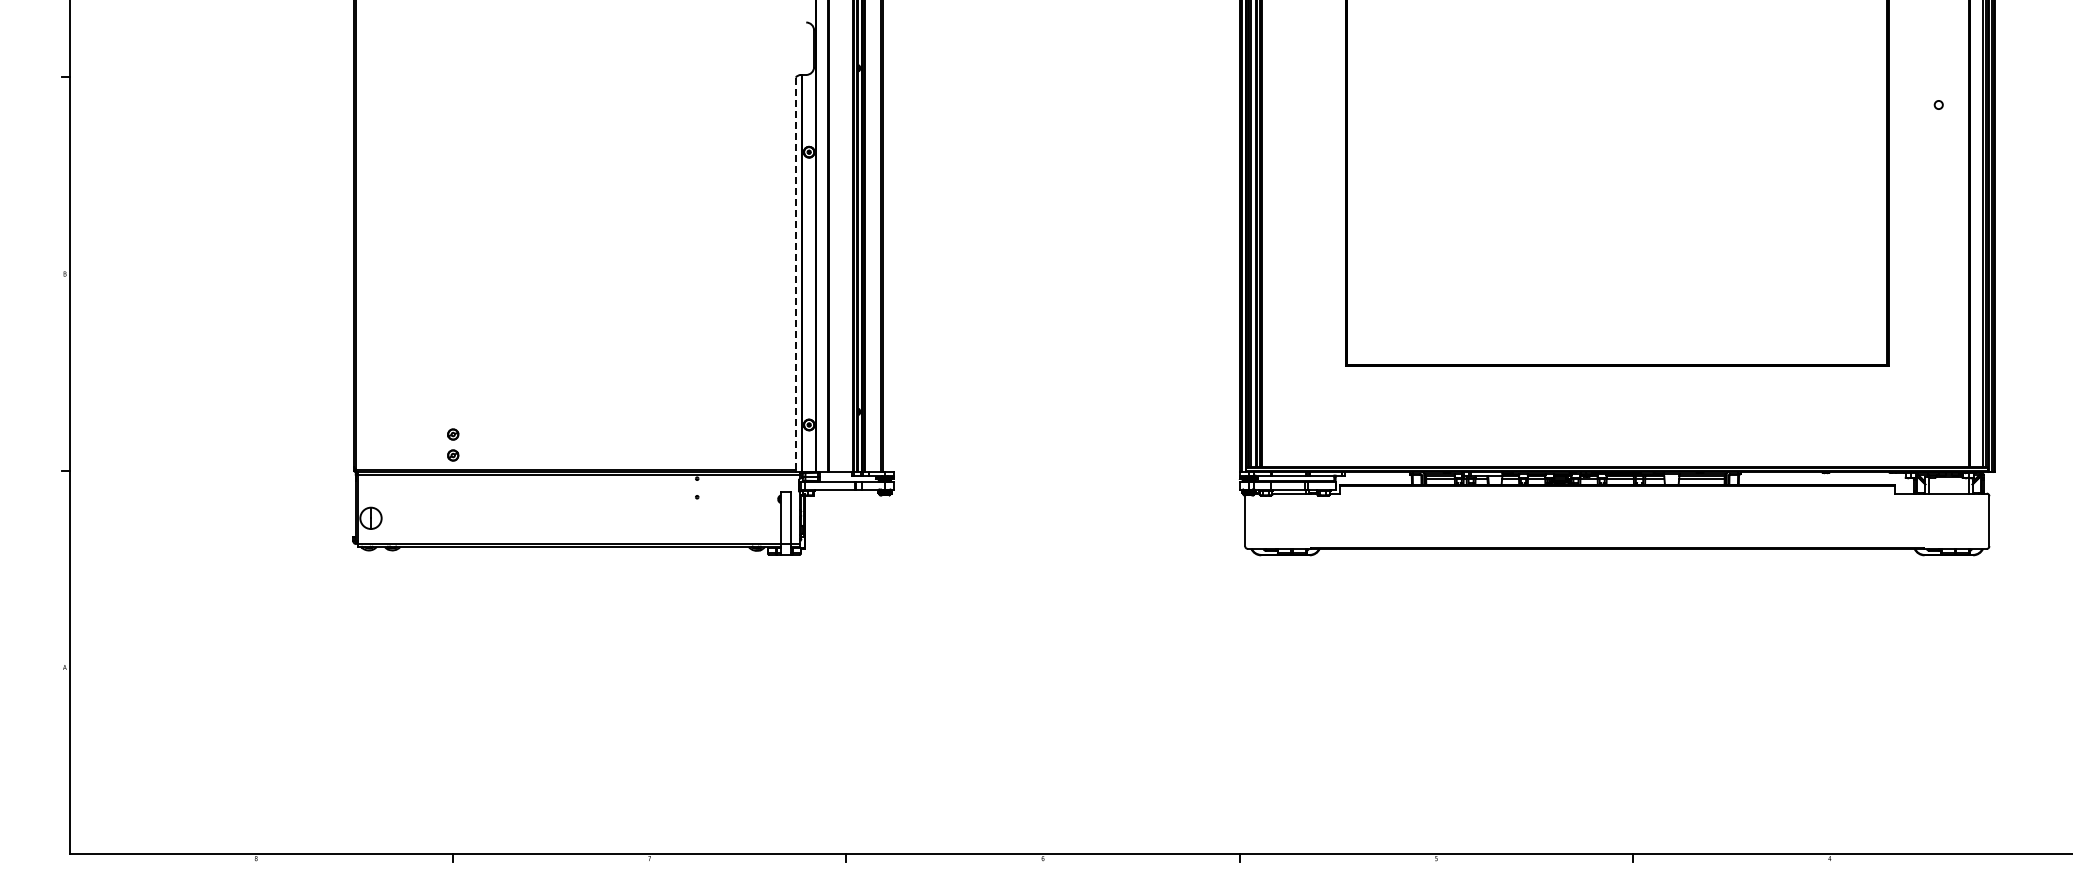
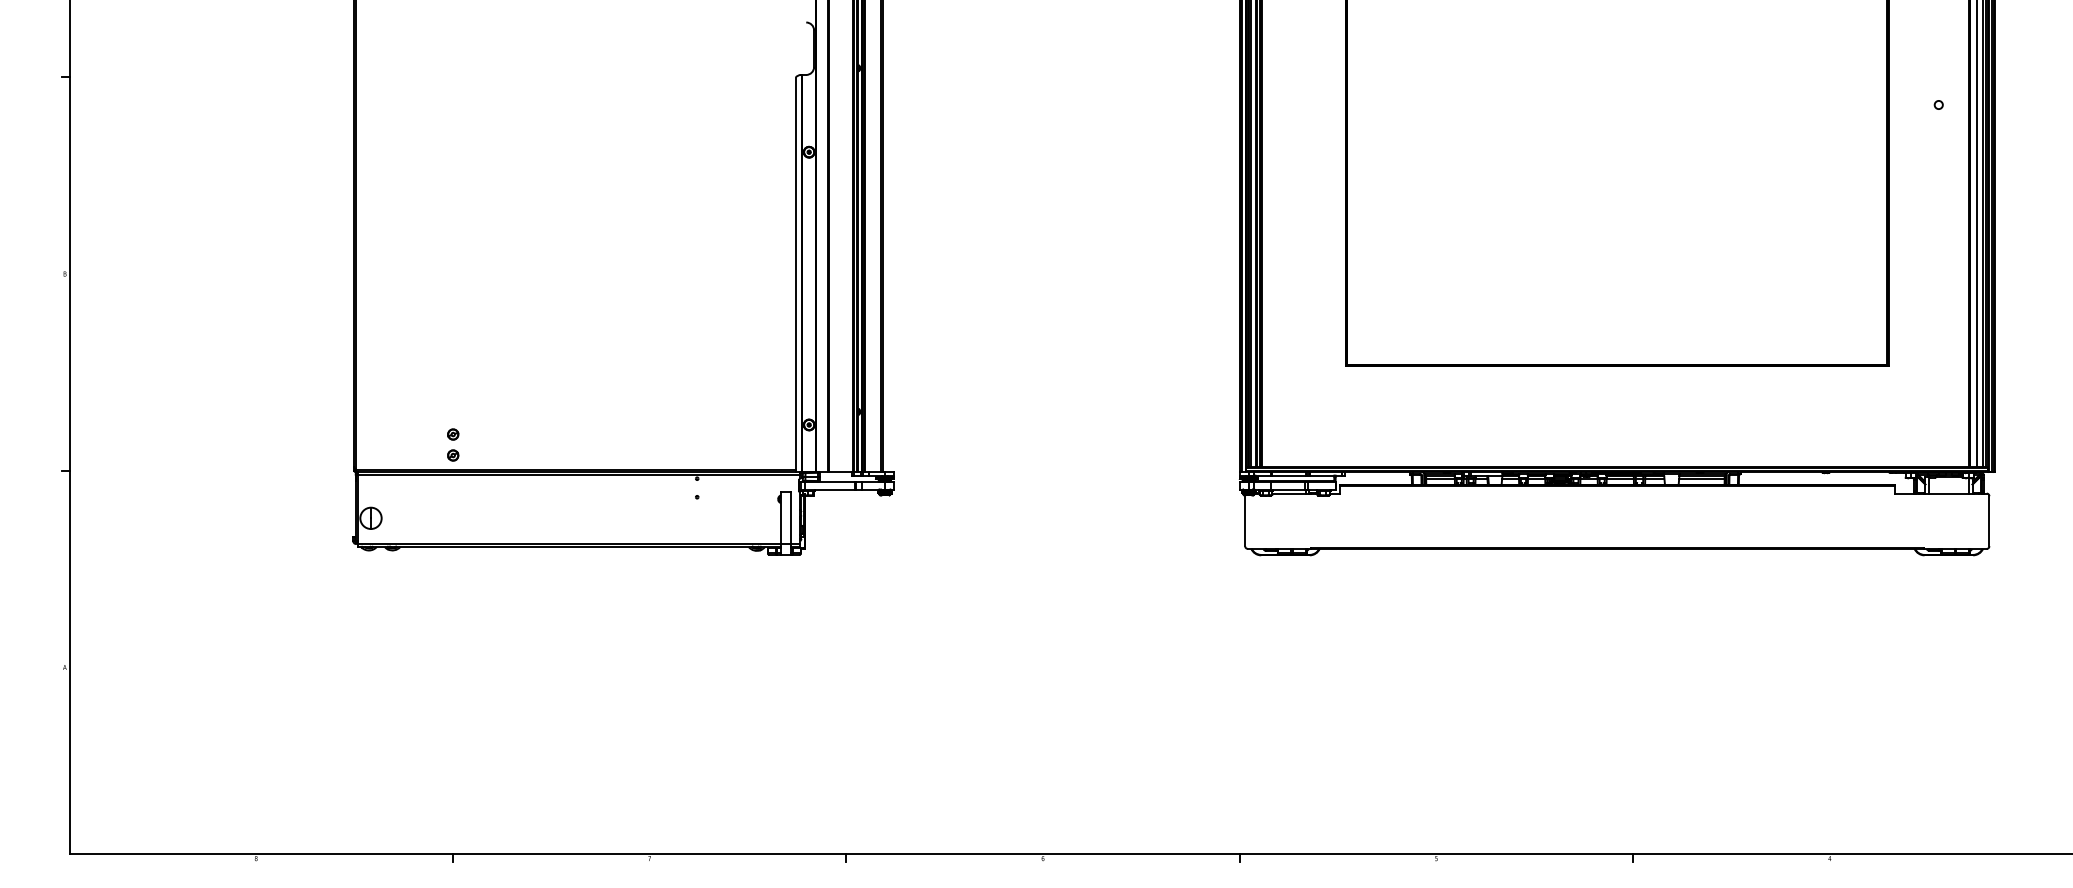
line: none -> present (1976, 234)
line: dashed -> solid (795, 275)
